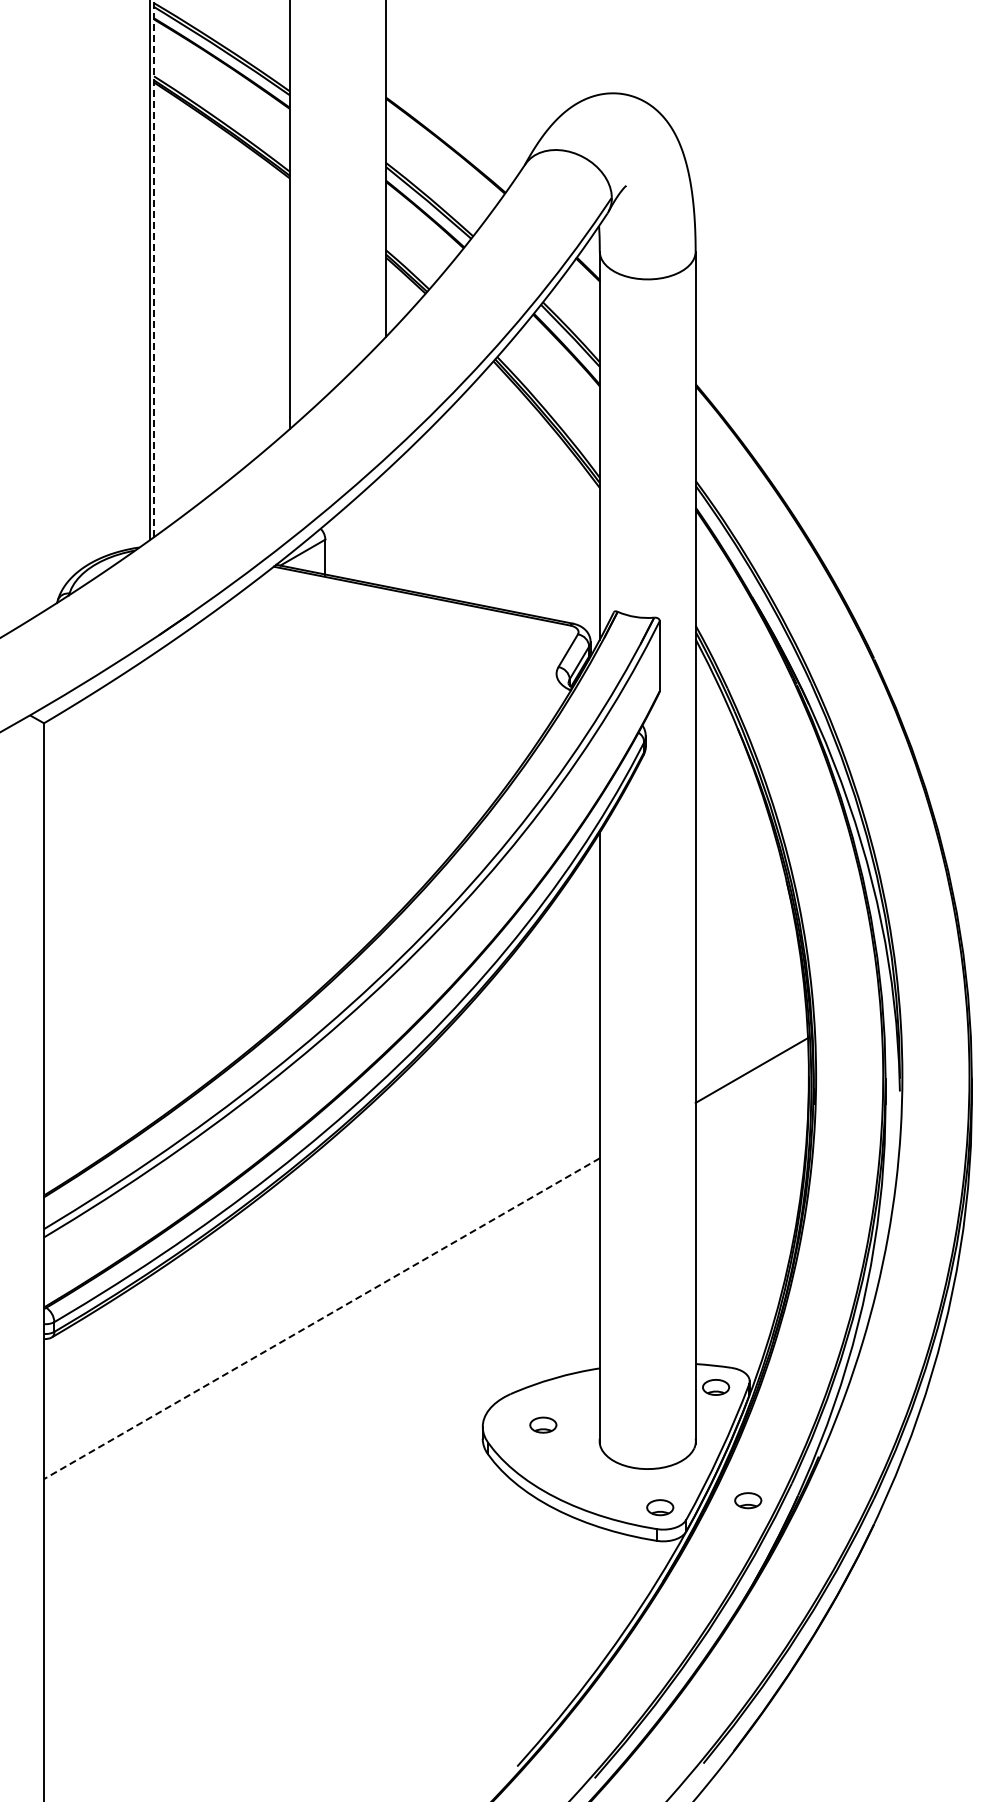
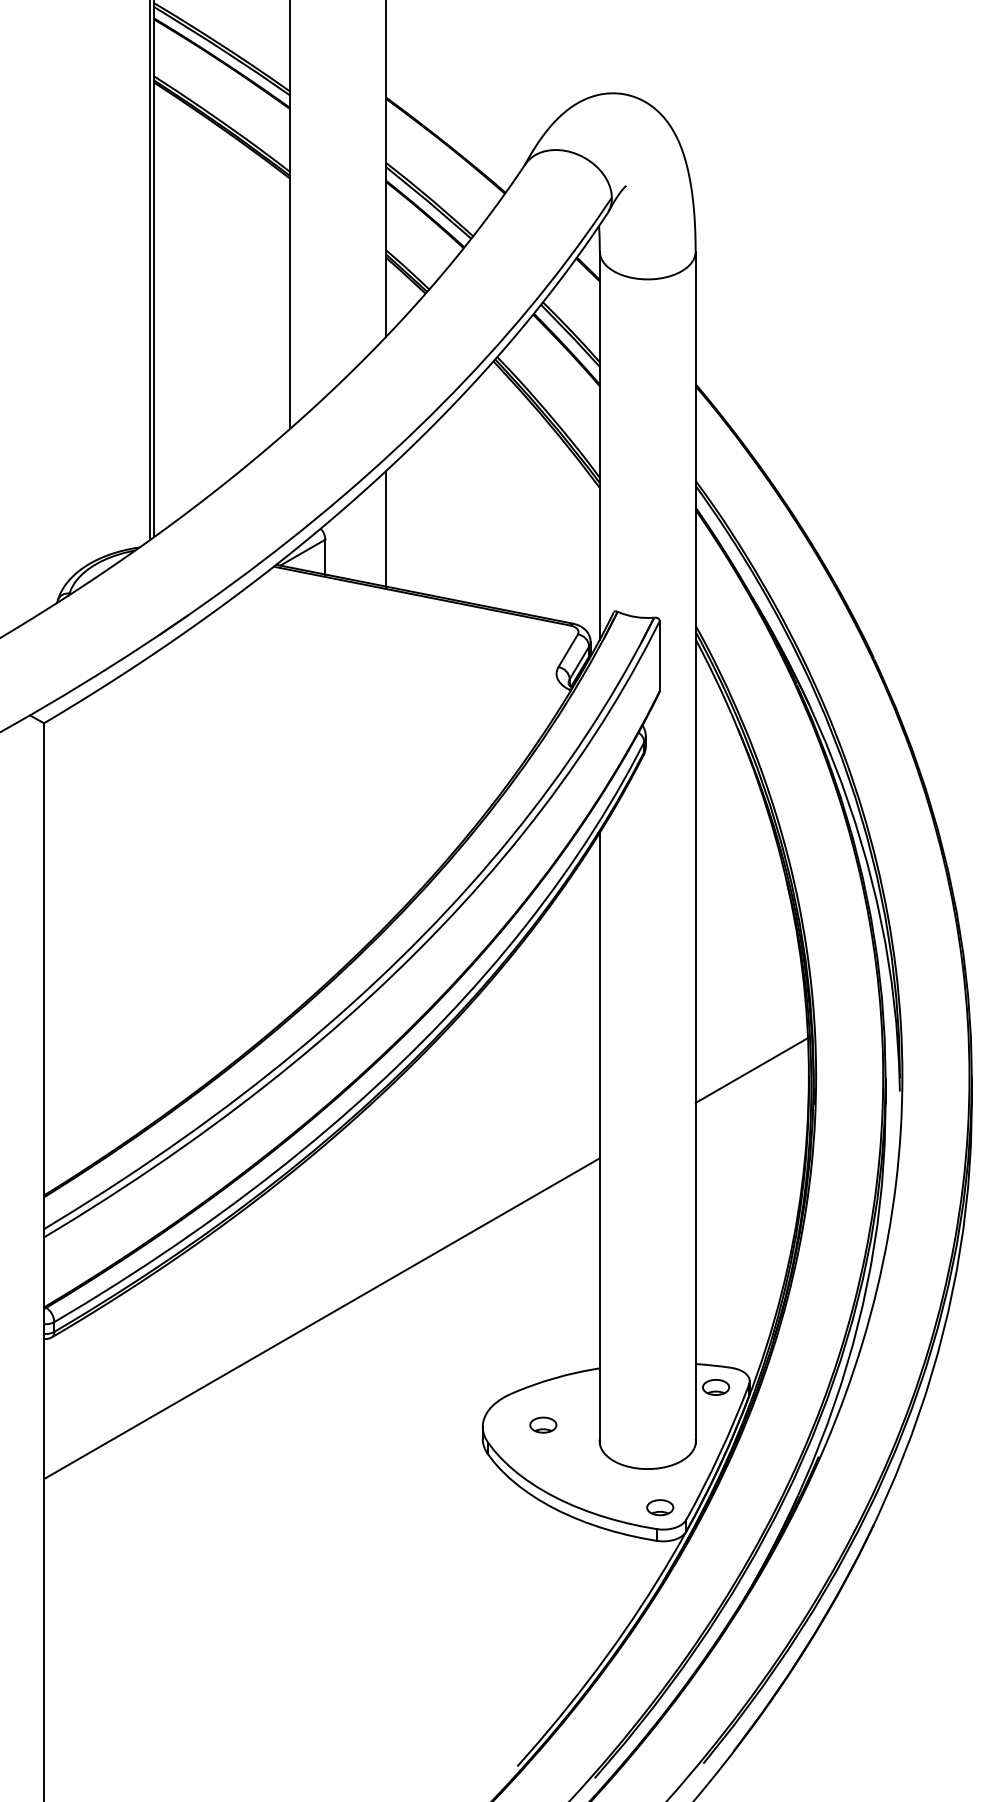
line: dashed -> solid (154, 268)
line: none -> present (385, 528)
line: dashed -> solid (321, 1318)
part: present -> none (748, 1500)
